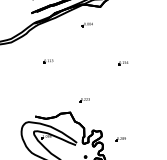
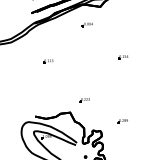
part position: (123, 63) -> (123, 57) (123, 57)
part position: (120, 139) -> (122, 121) (122, 121)
